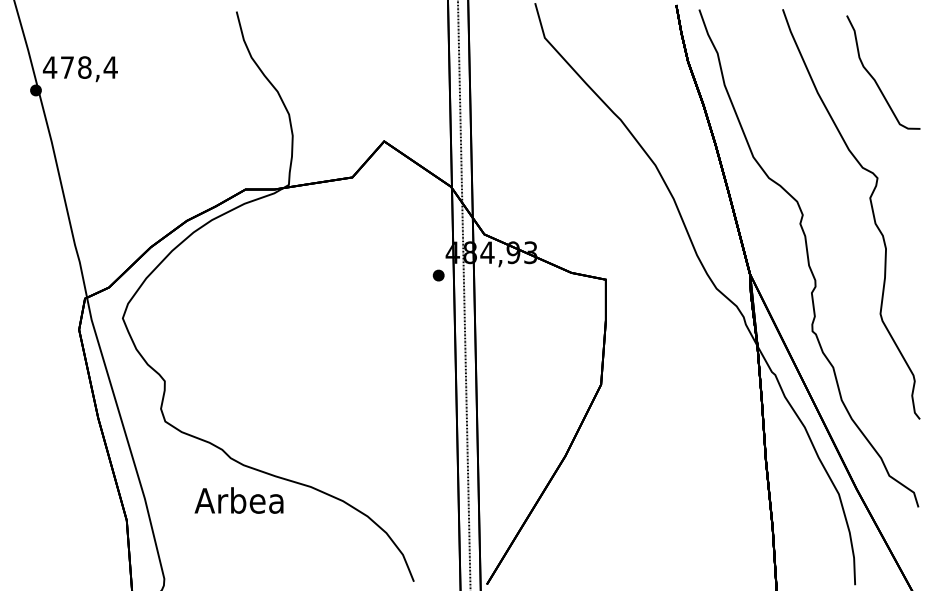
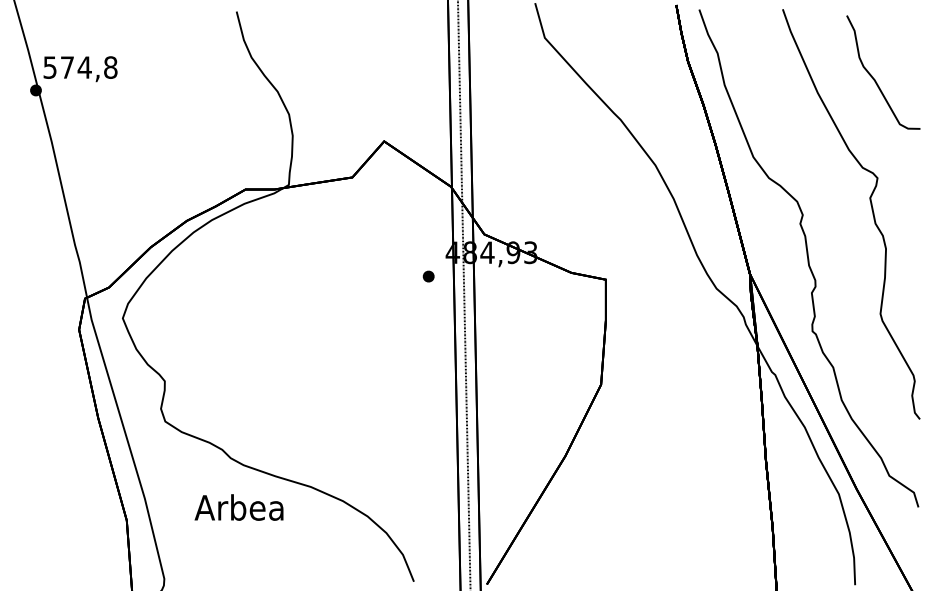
text: 478,4 -> 574,8 (79, 67)
part position: (438, 275) -> (428, 276) (428, 276)
text position: (238, 500) -> (238, 507) (238, 507)
